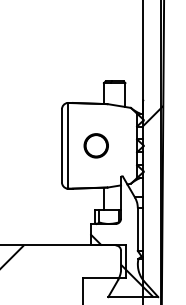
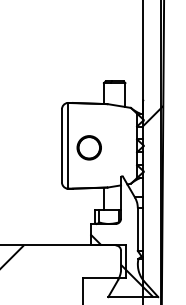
circle position: (95, 145) -> (88, 147) (88, 147)
